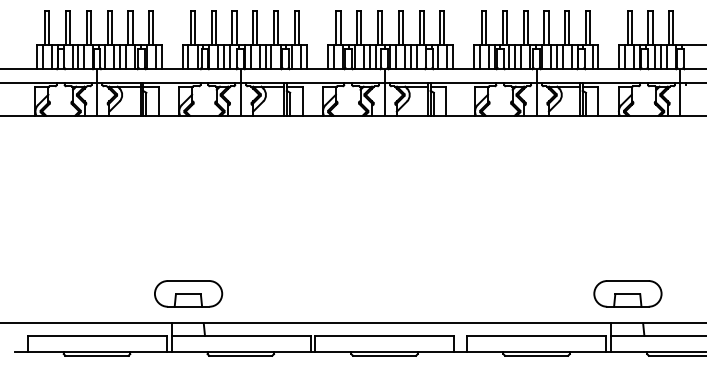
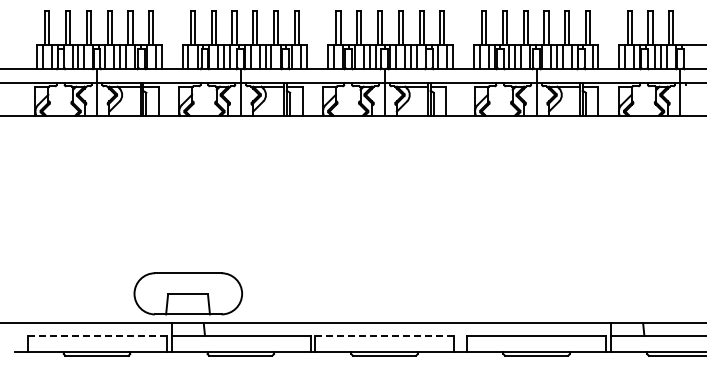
part size: 70x28 px -> 110x44 px (187, 293)
part: present -> none (627, 293)
line: solid -> dashed (96, 335)
line: solid -> dashed (384, 335)
